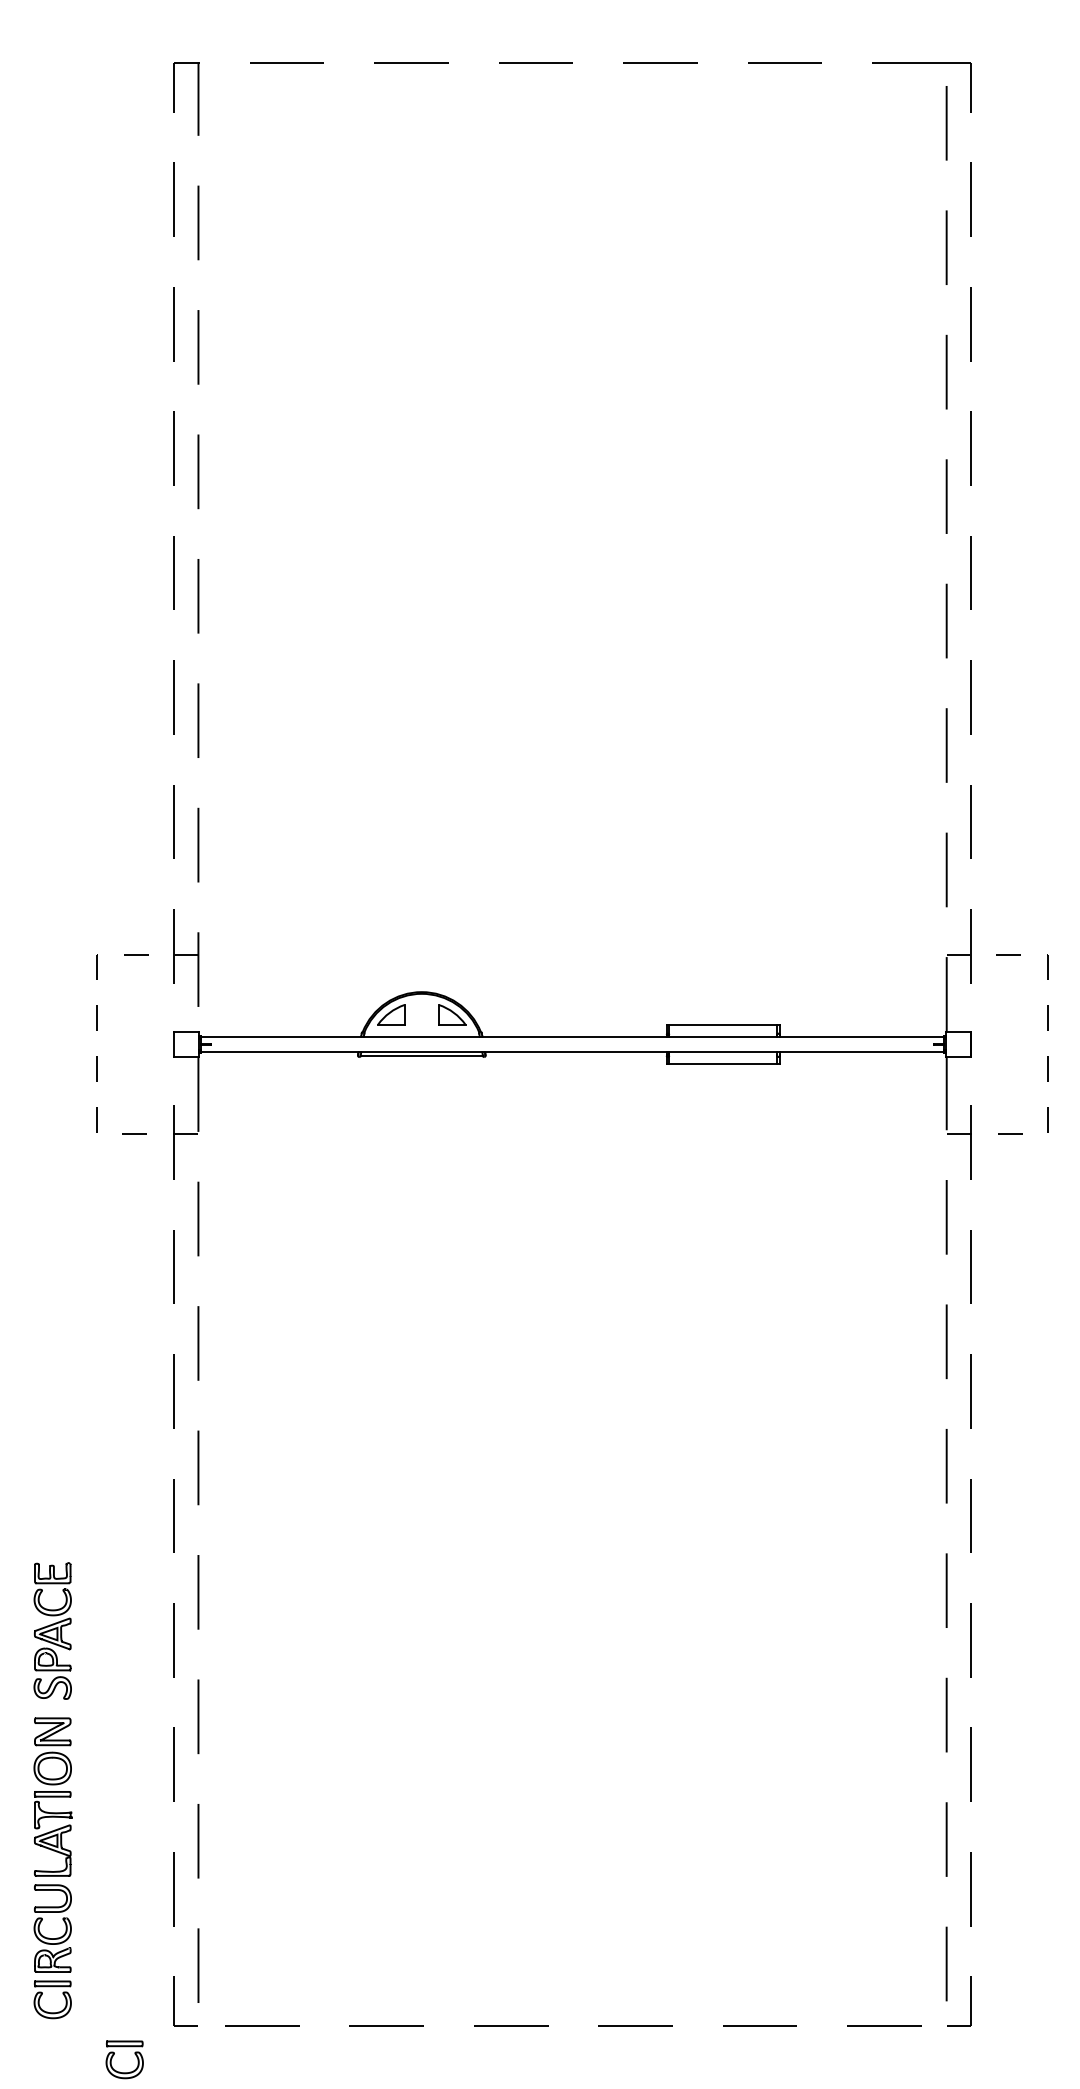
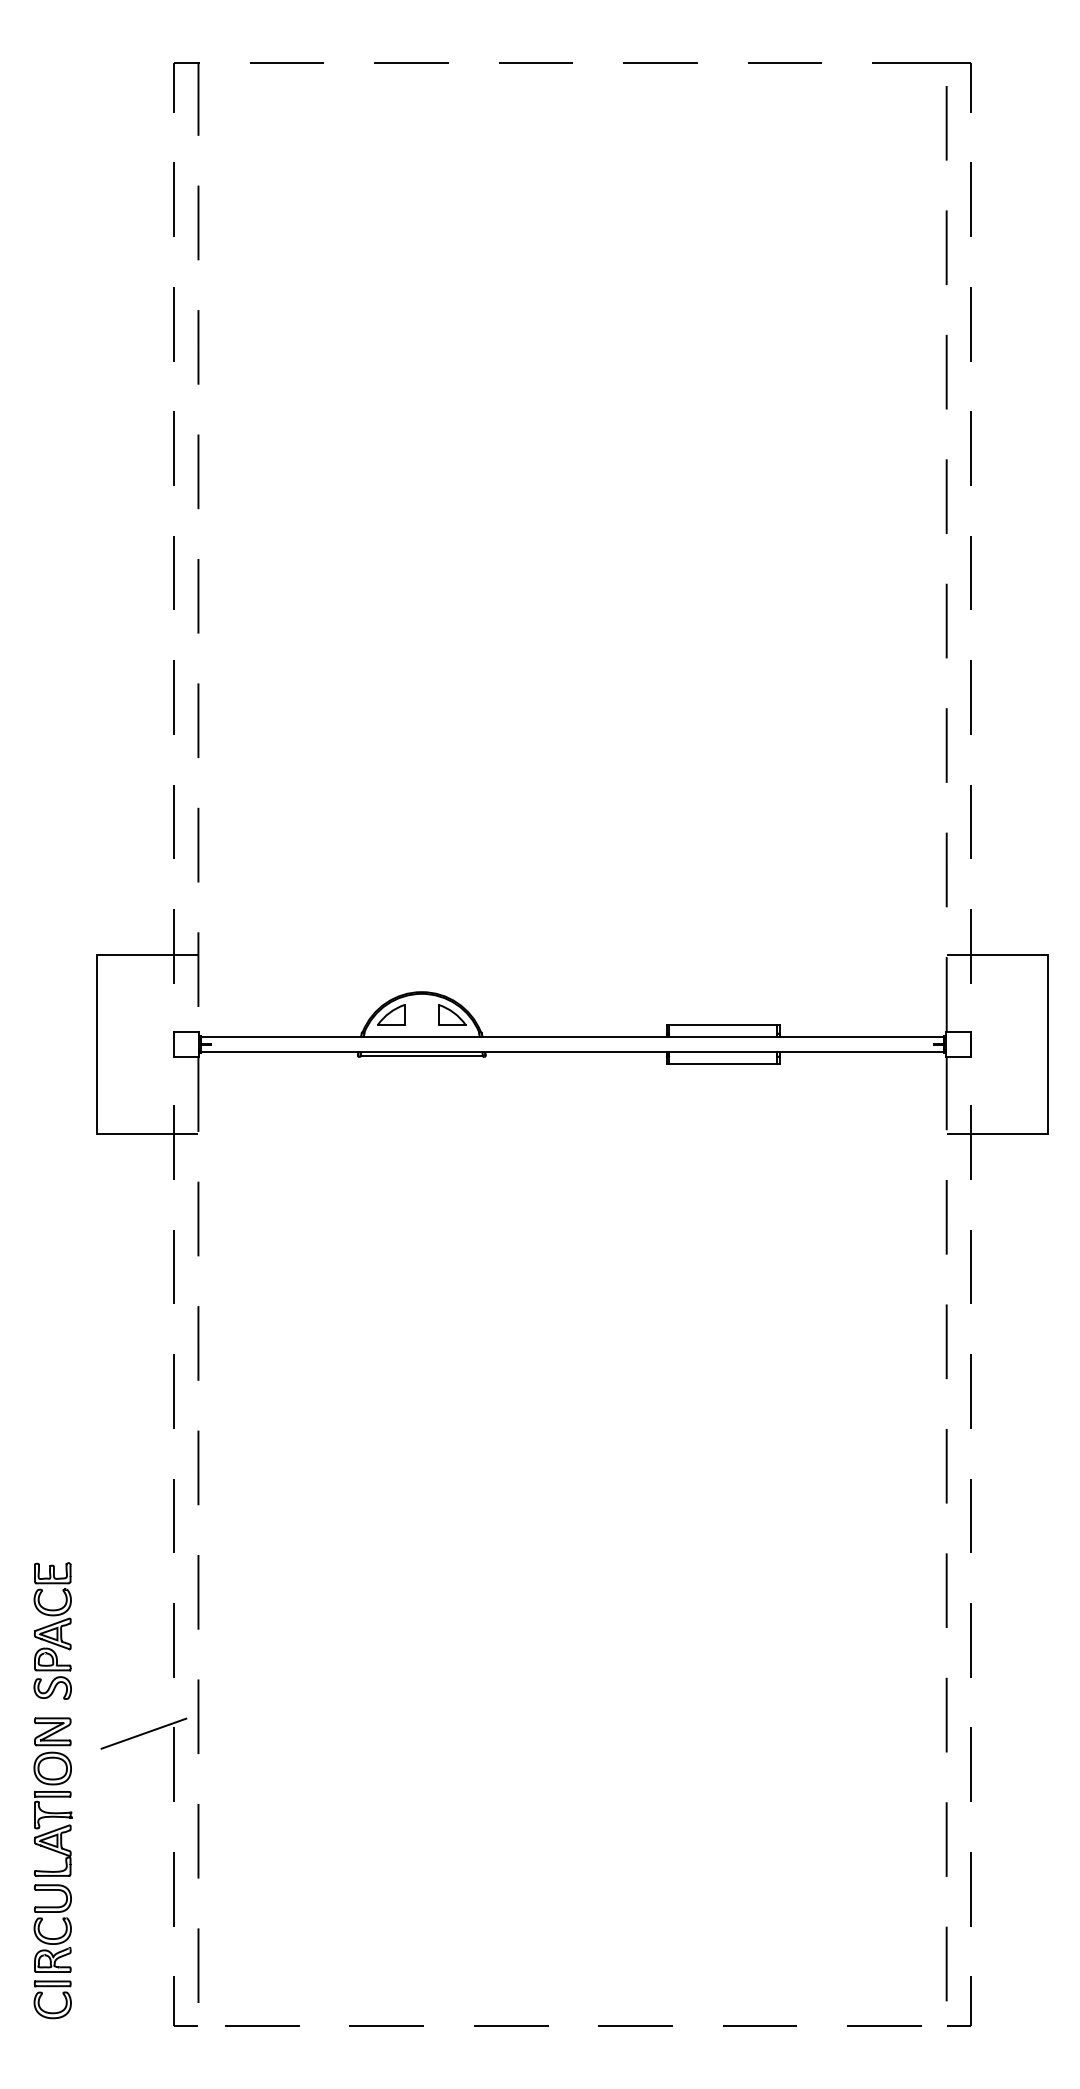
line: dashed -> solid (97, 1044)
line: dashed -> solid (1047, 1044)
line: none -> present (143, 1733)
part: present -> none (114, 2055)
